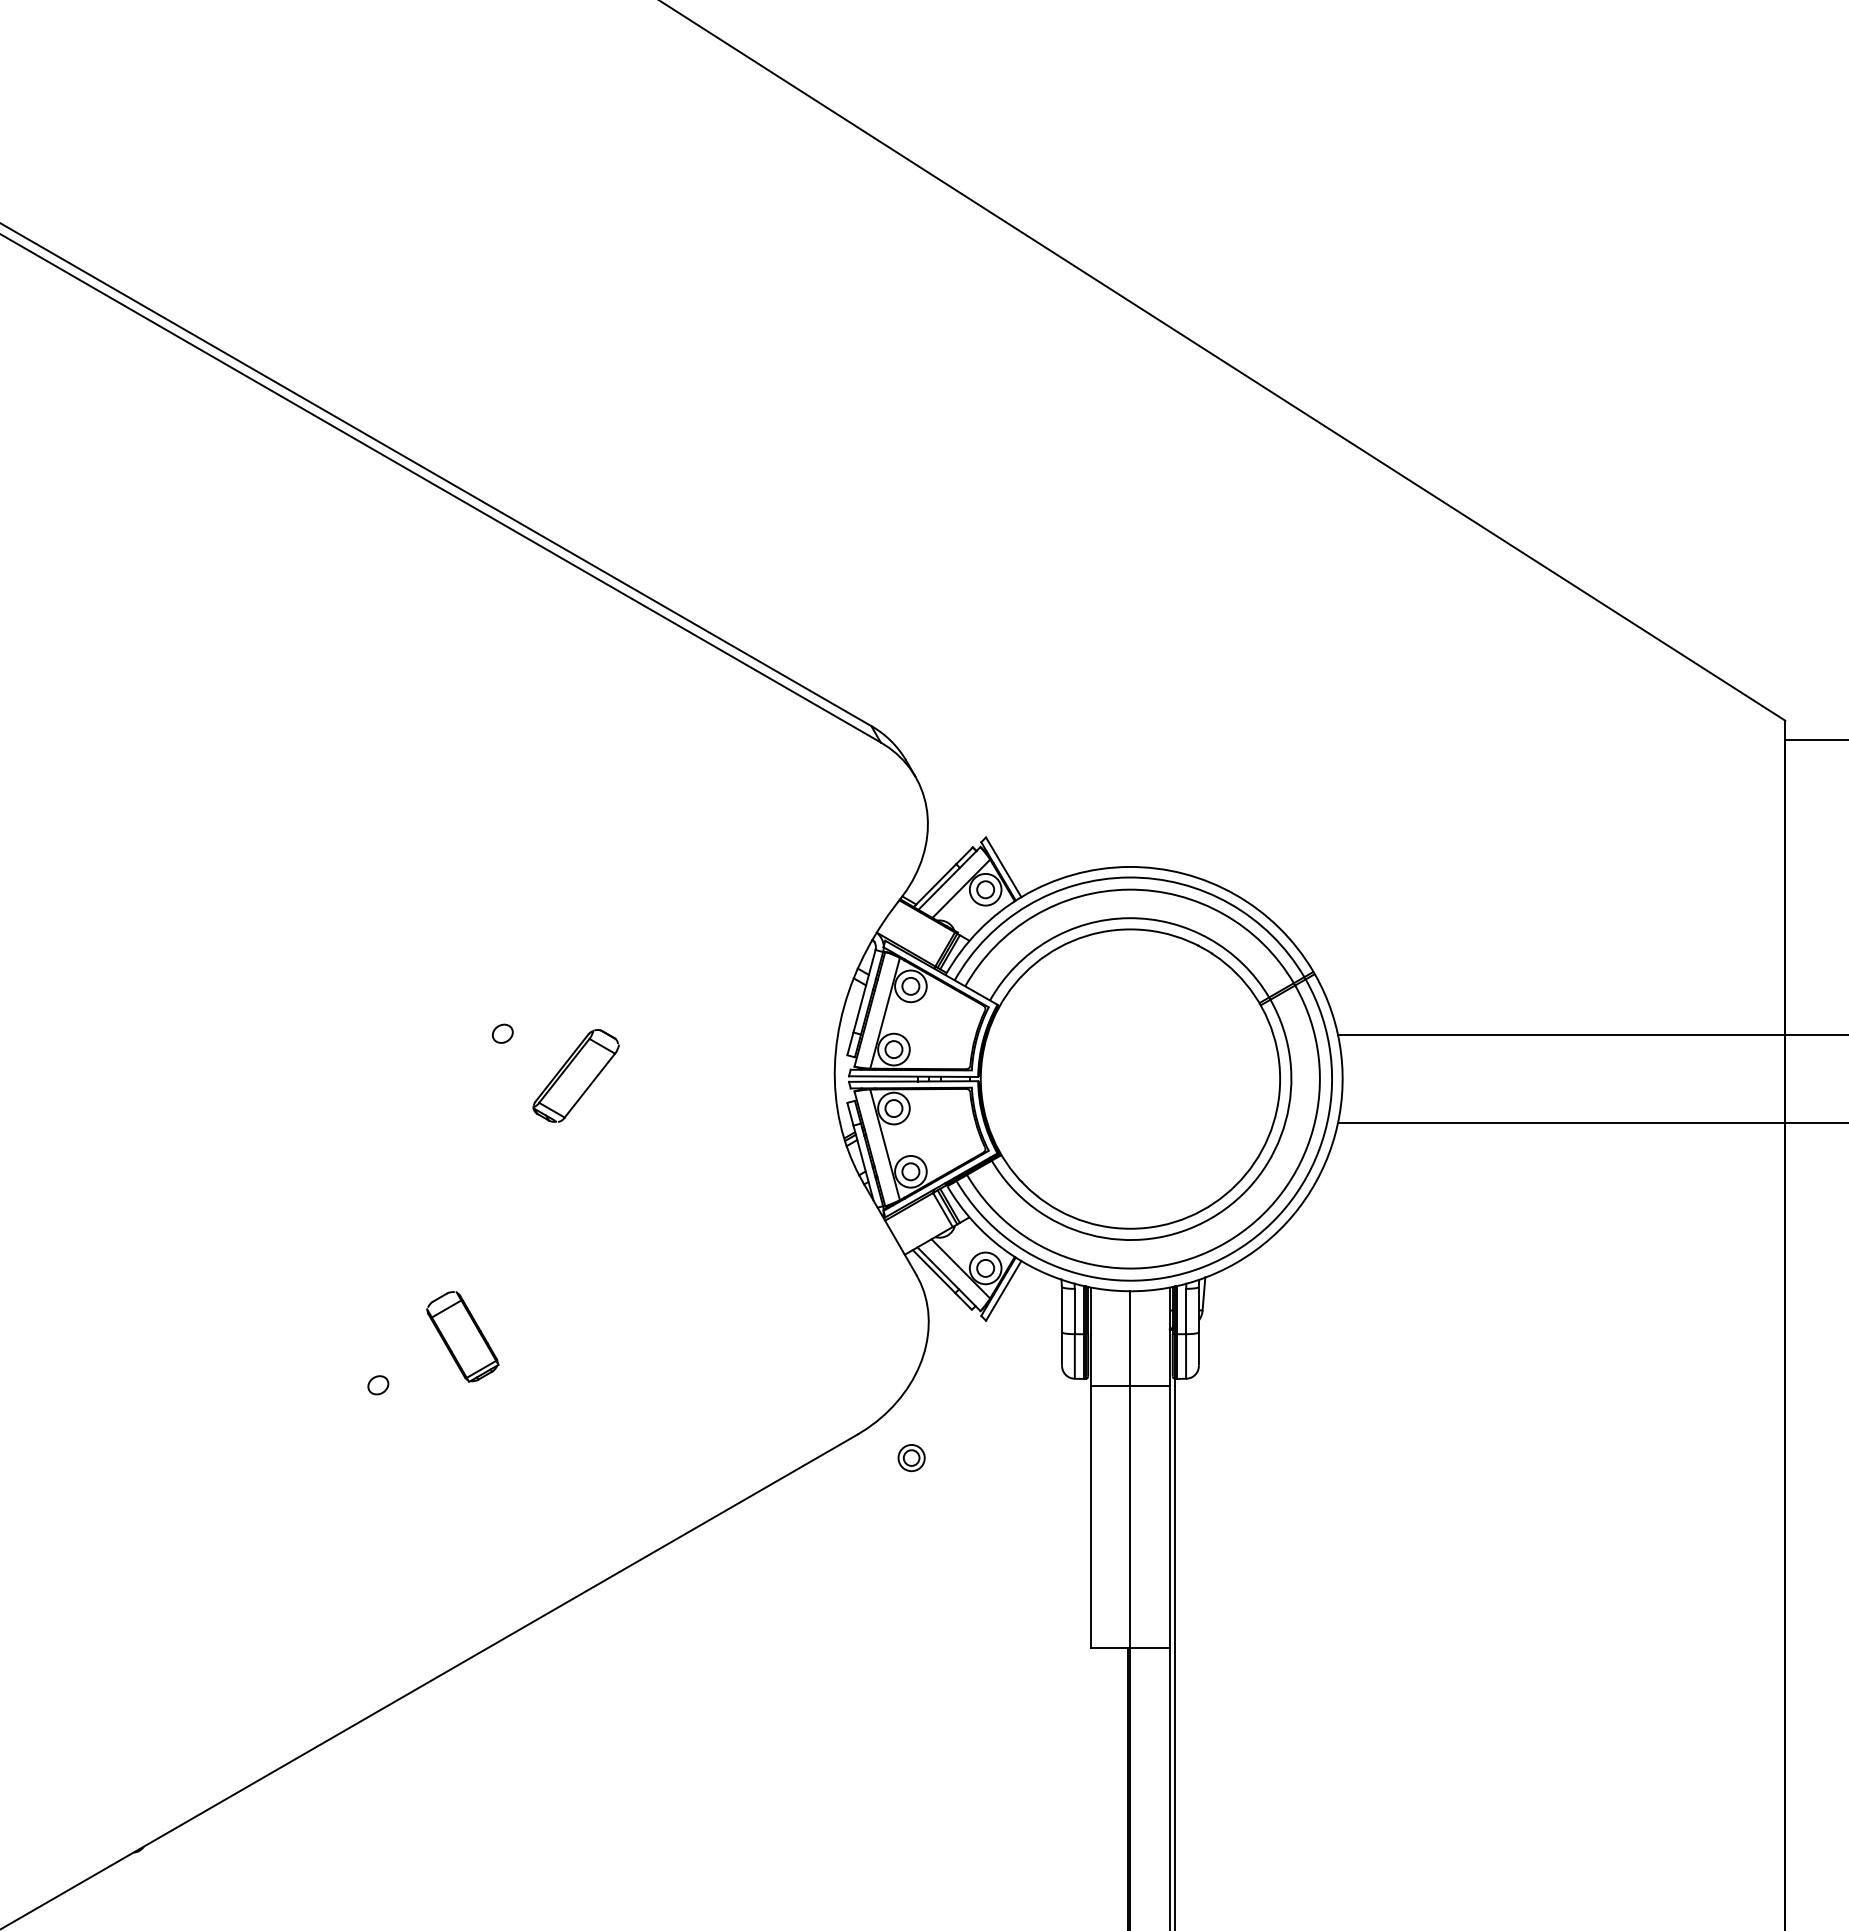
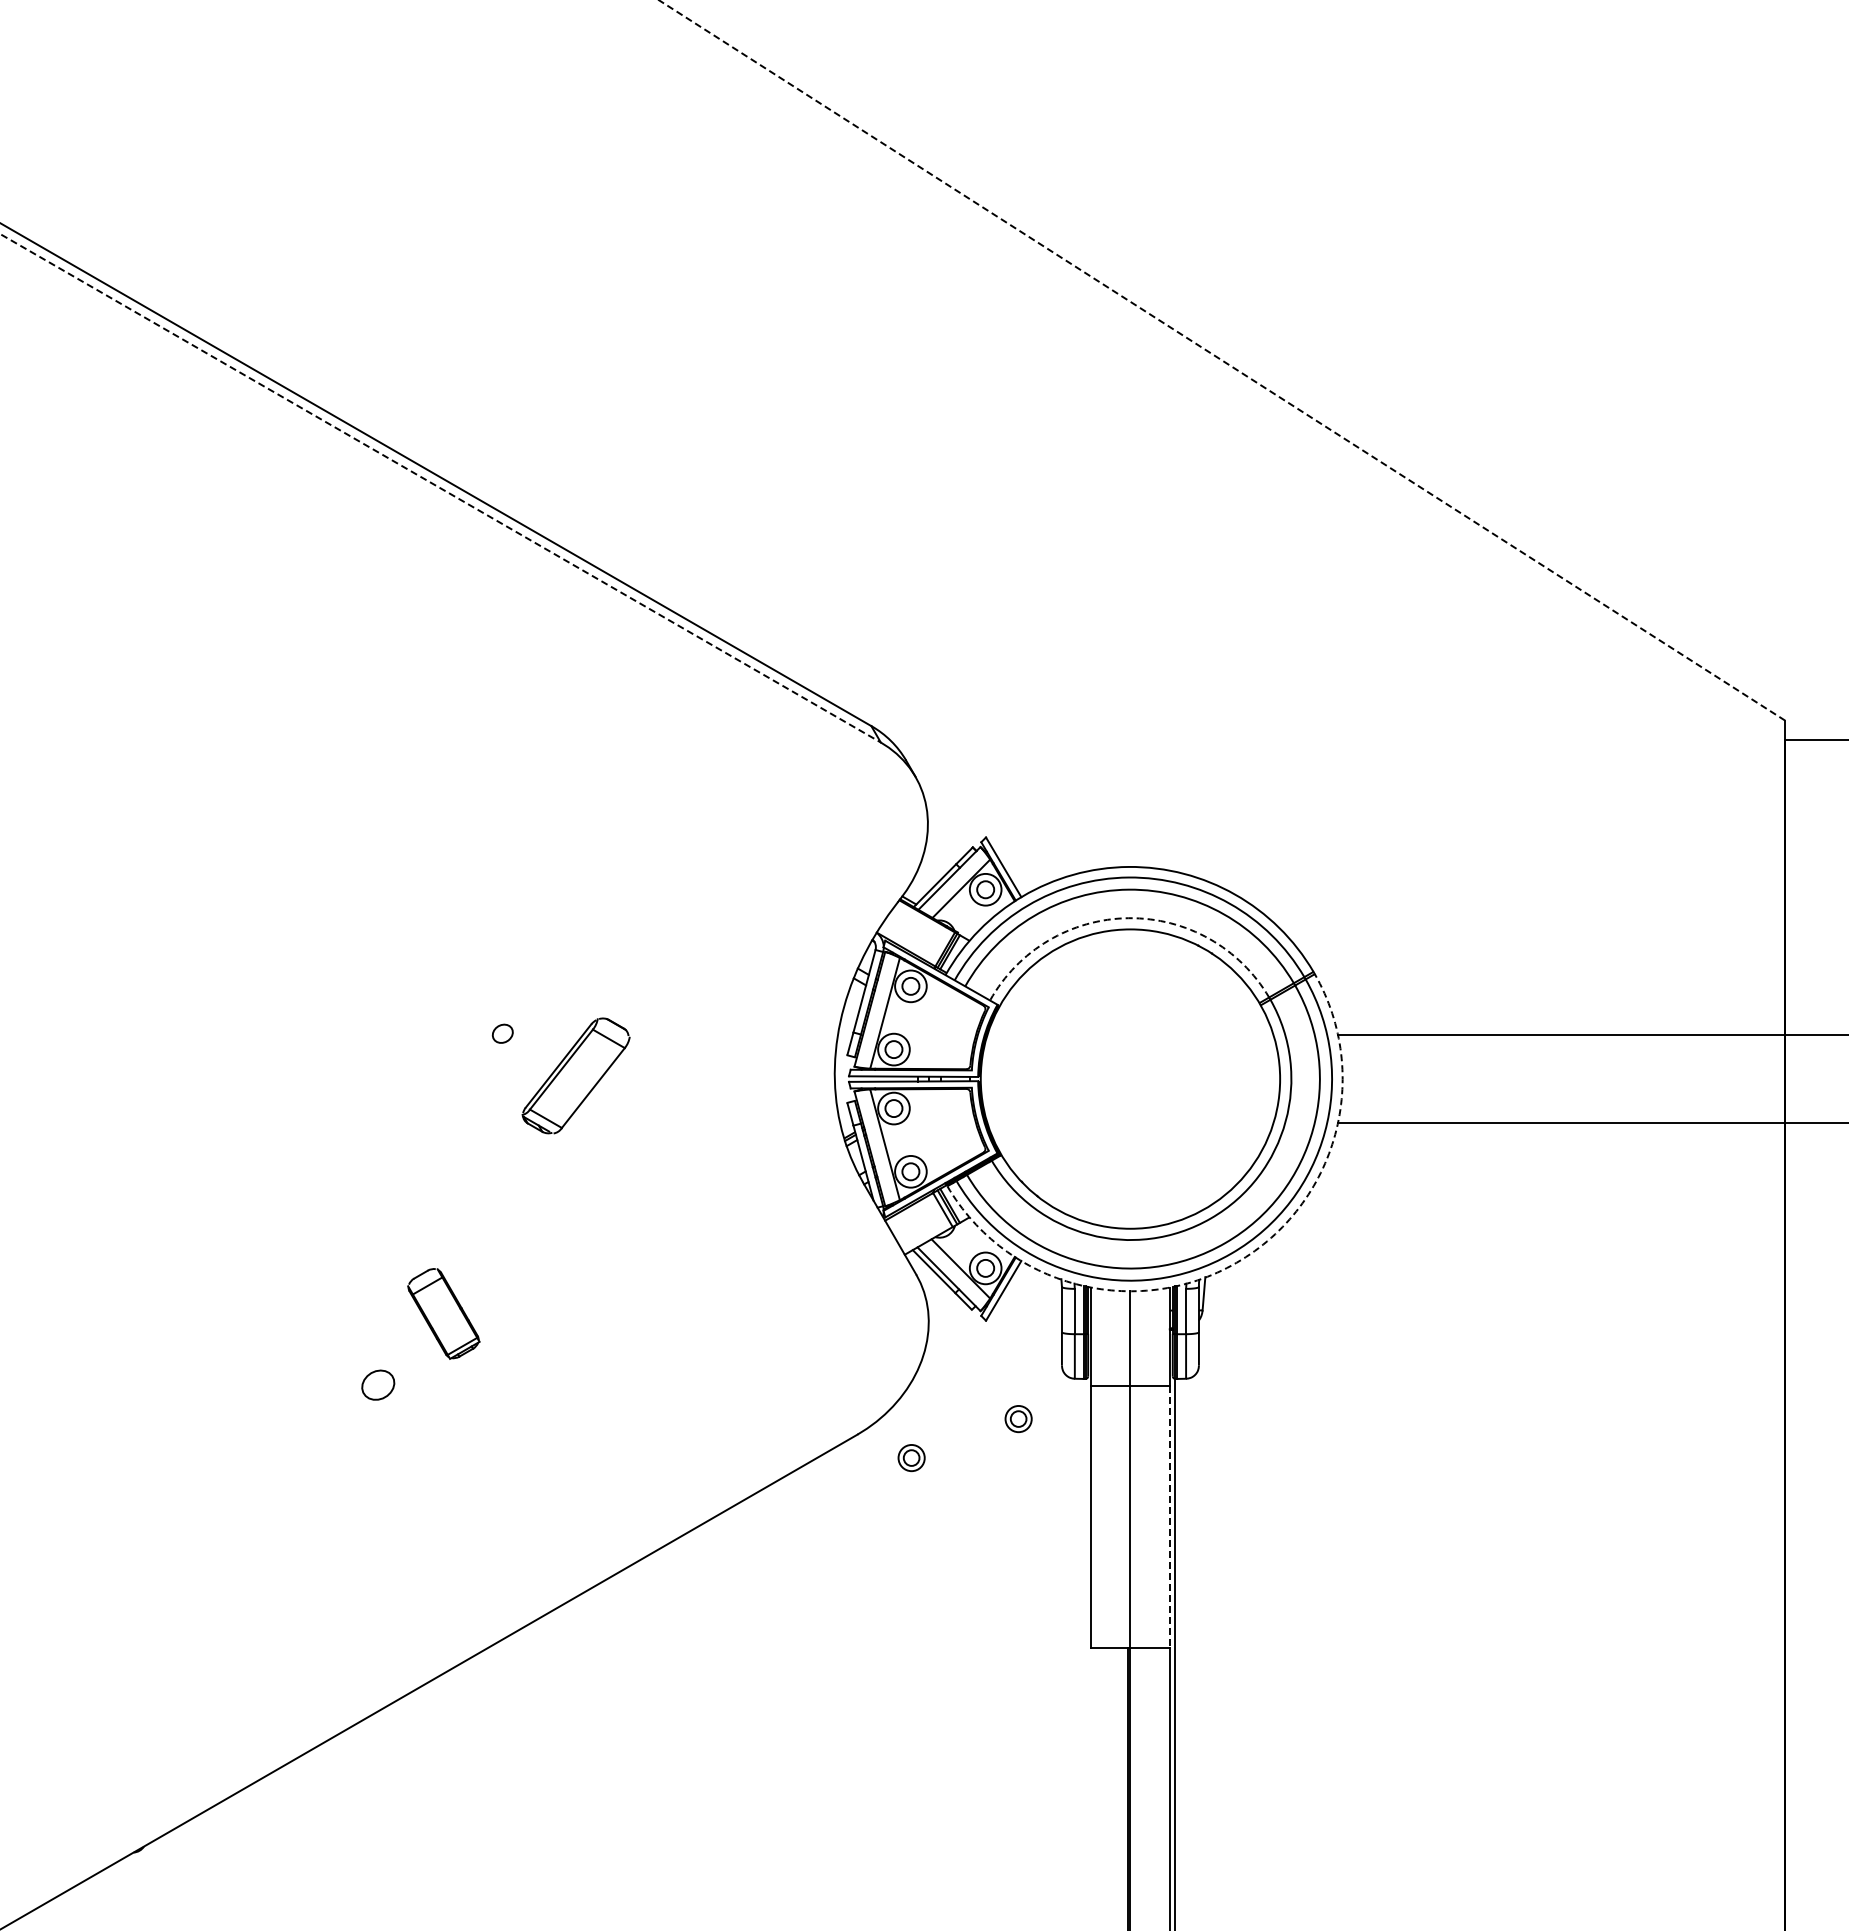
line: solid -> dashed (1222, 360)
line: solid -> dashed (441, 488)
arc: solid -> dashed (1128, 918)
part size: 88x94 px -> 110x118 px (575, 1075)
arc: solid -> dashed (1236, 1262)
part position: (462, 1336) -> (443, 1313) (443, 1313)
part size: 23x21 px -> 35x32 px (378, 1384)
part: none -> present (1018, 1419)
line: solid -> dashed (1169, 1516)
